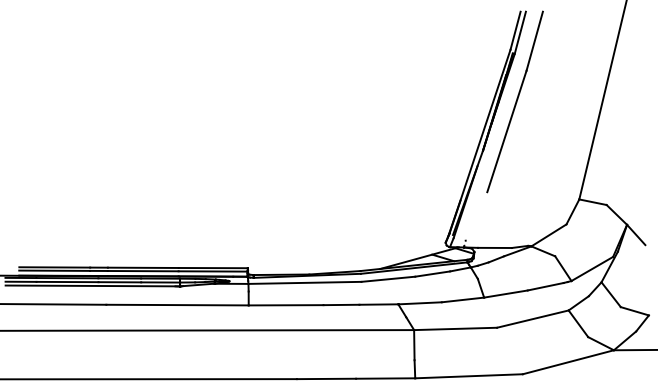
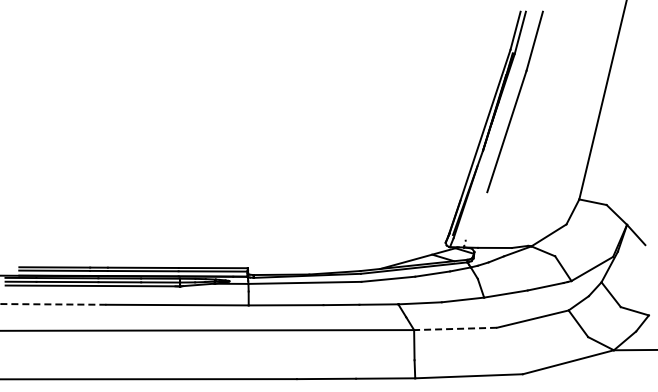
line: solid -> dashed (53, 304)
line: solid -> dashed (455, 328)
